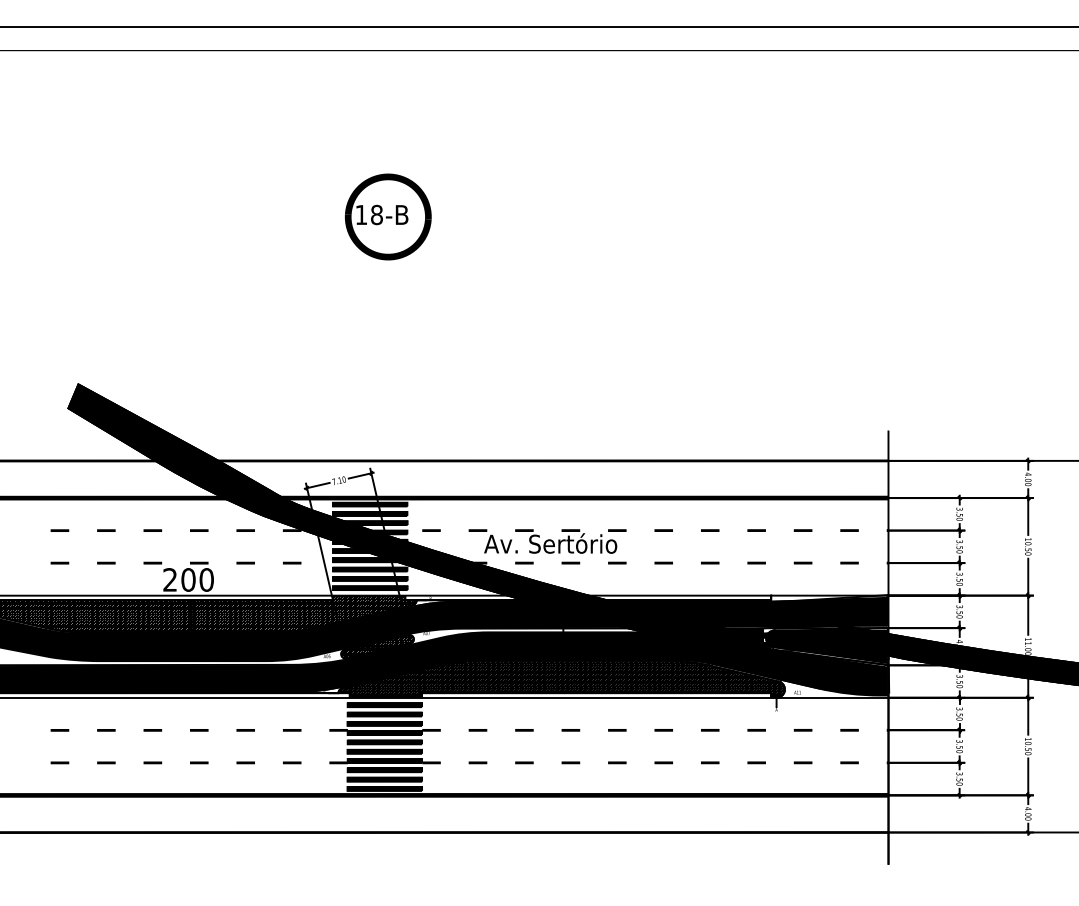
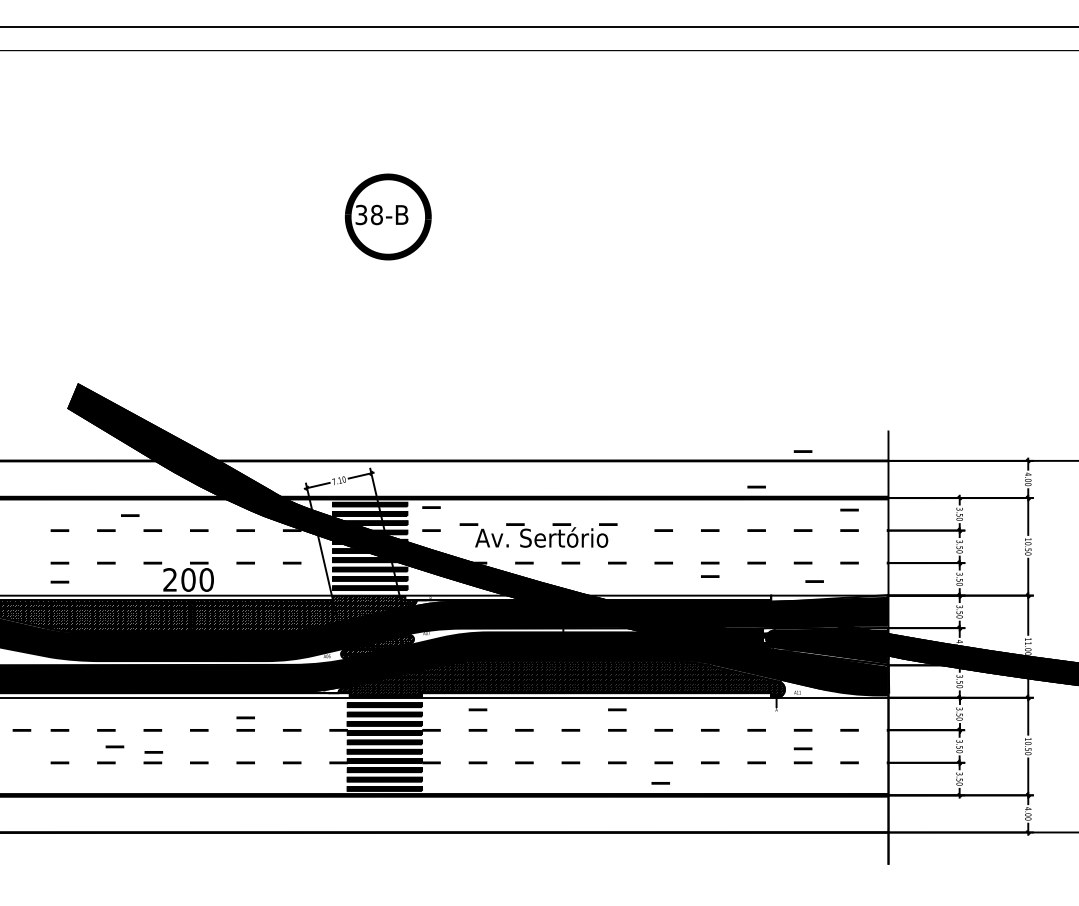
text: 18-B -> 38-B (361, 214)
line: none -> present (802, 451)
line: none -> present (756, 486)
line: none -> present (431, 507)
line: none -> present (849, 509)
line: none -> present (130, 515)
text position: (547, 541) -> (538, 535) (538, 535)
line: none -> present (710, 576)
line: none -> present (59, 581)
line: none -> present (814, 581)
line: none -> present (477, 709)
line: none -> present (617, 709)
line: none -> present (245, 717)
line: none -> present (21, 730)
line: none -> present (114, 746)
line: none -> present (802, 748)
line: none -> present (153, 752)
line: none -> present (660, 783)
